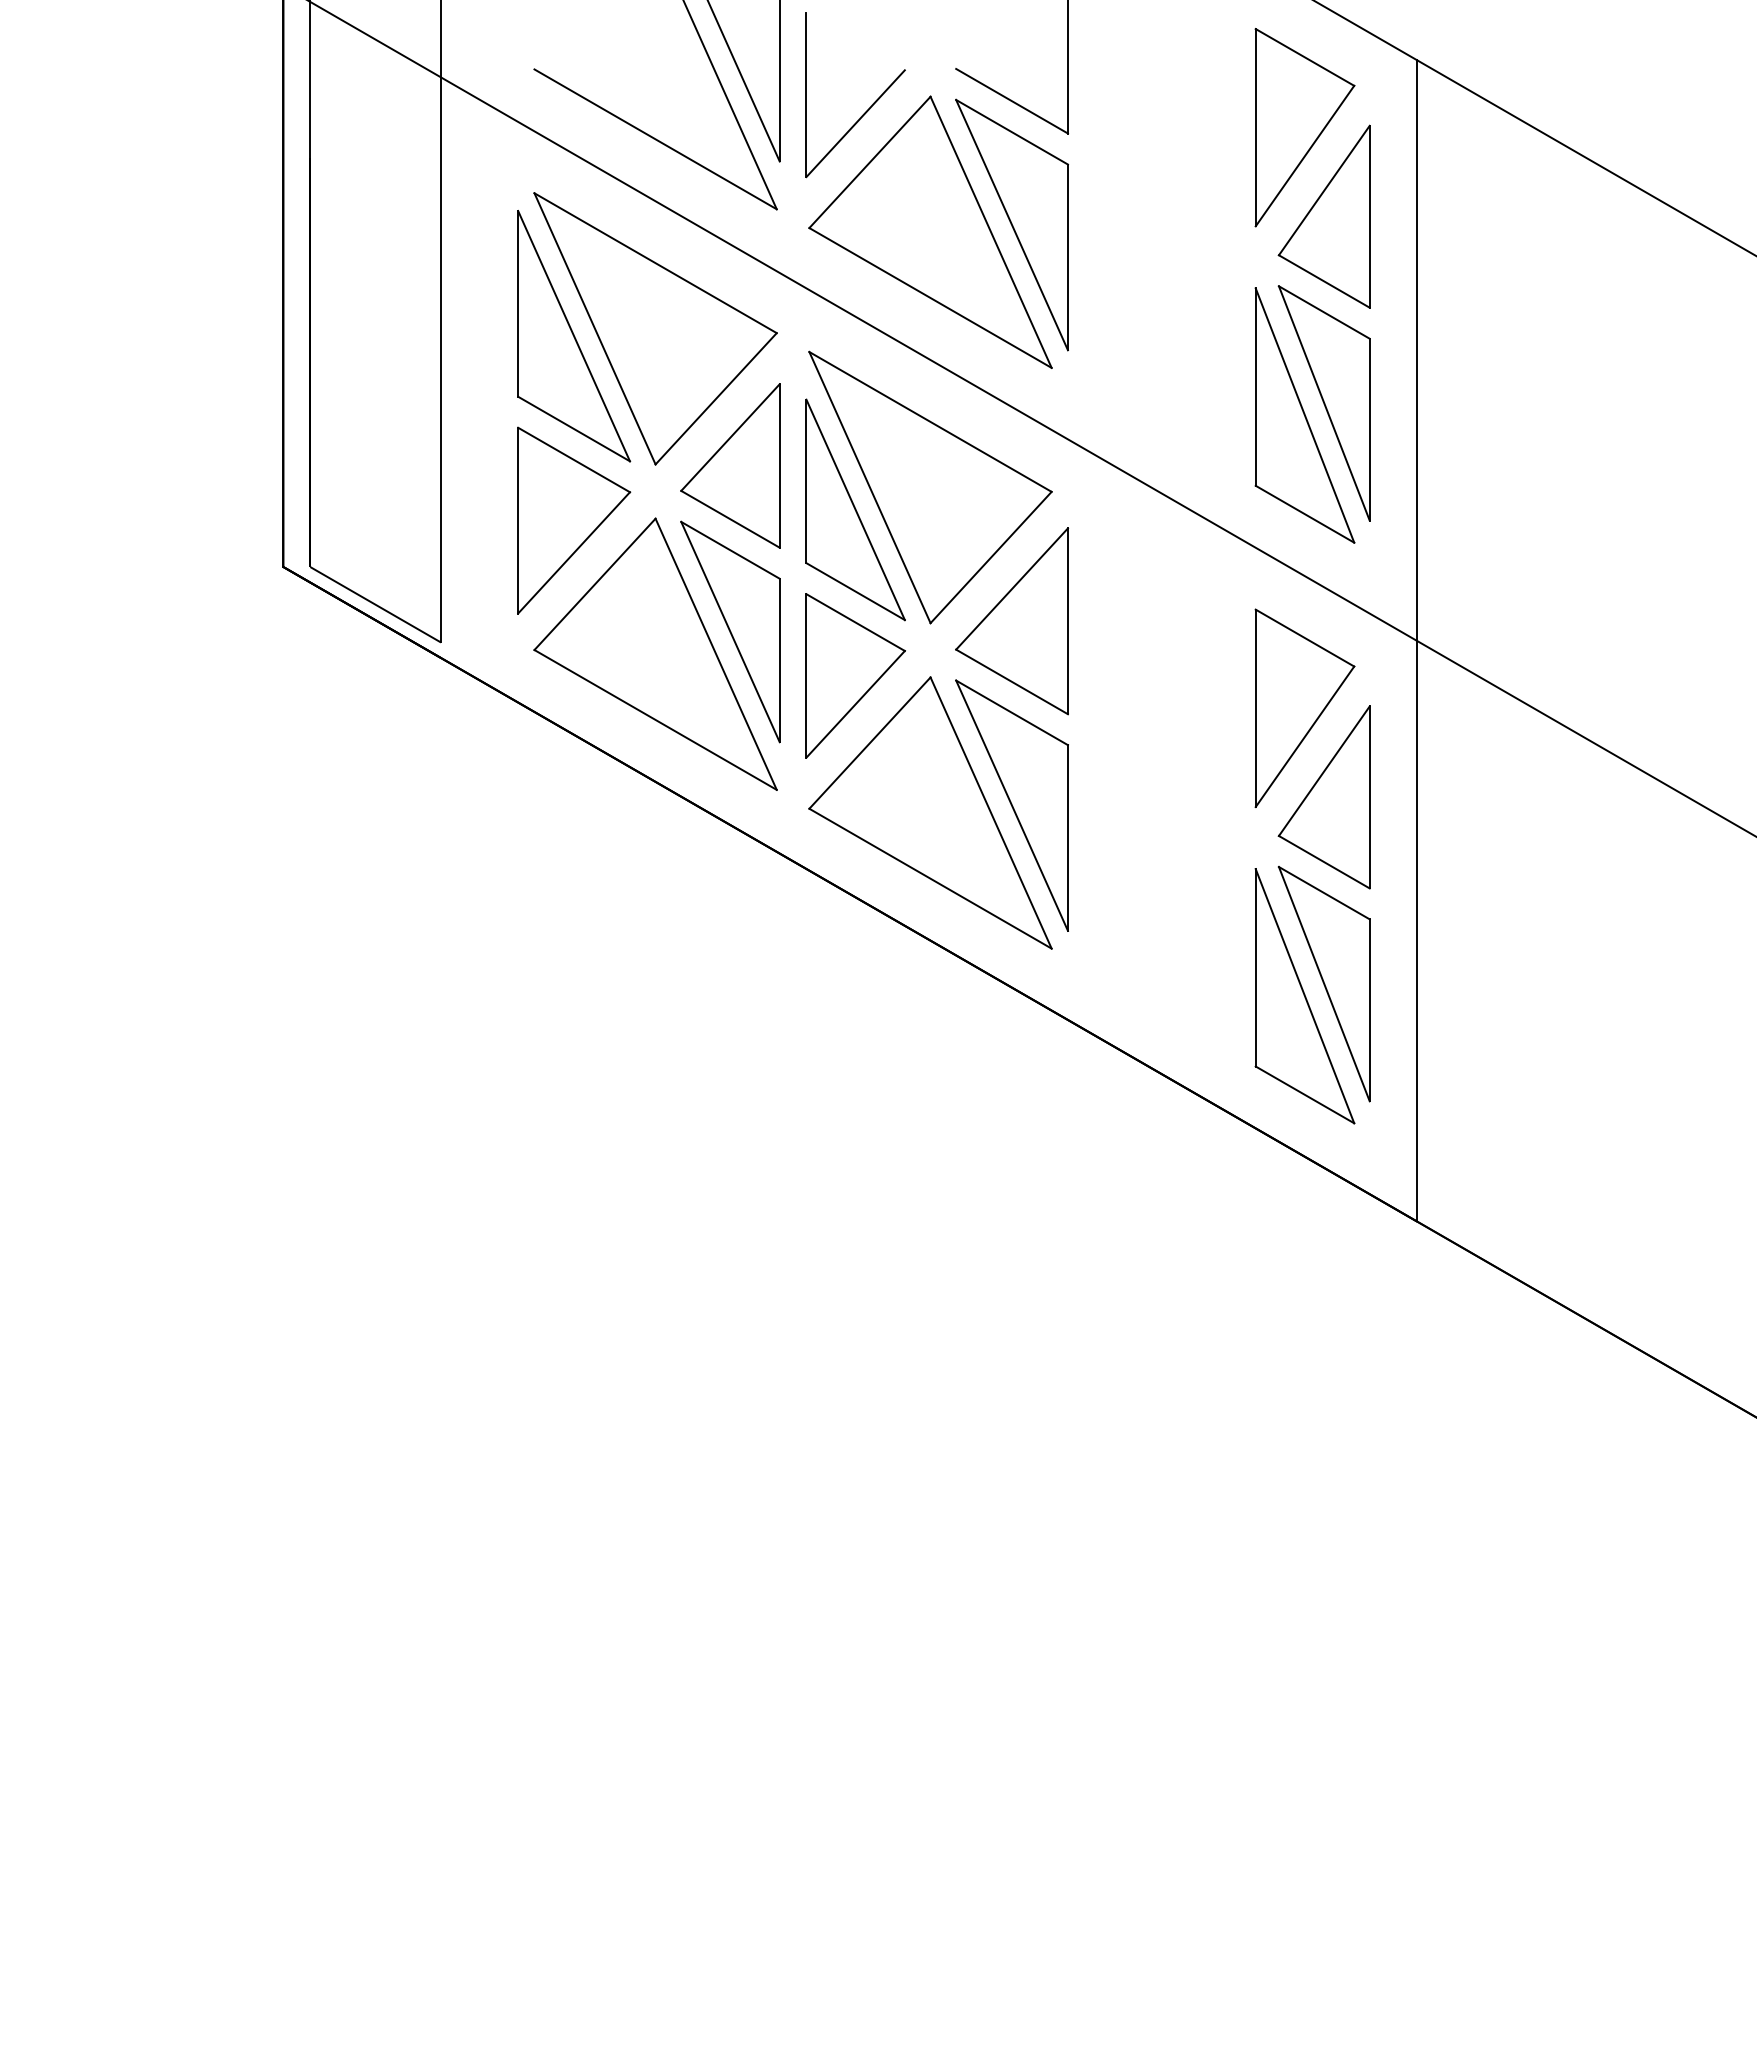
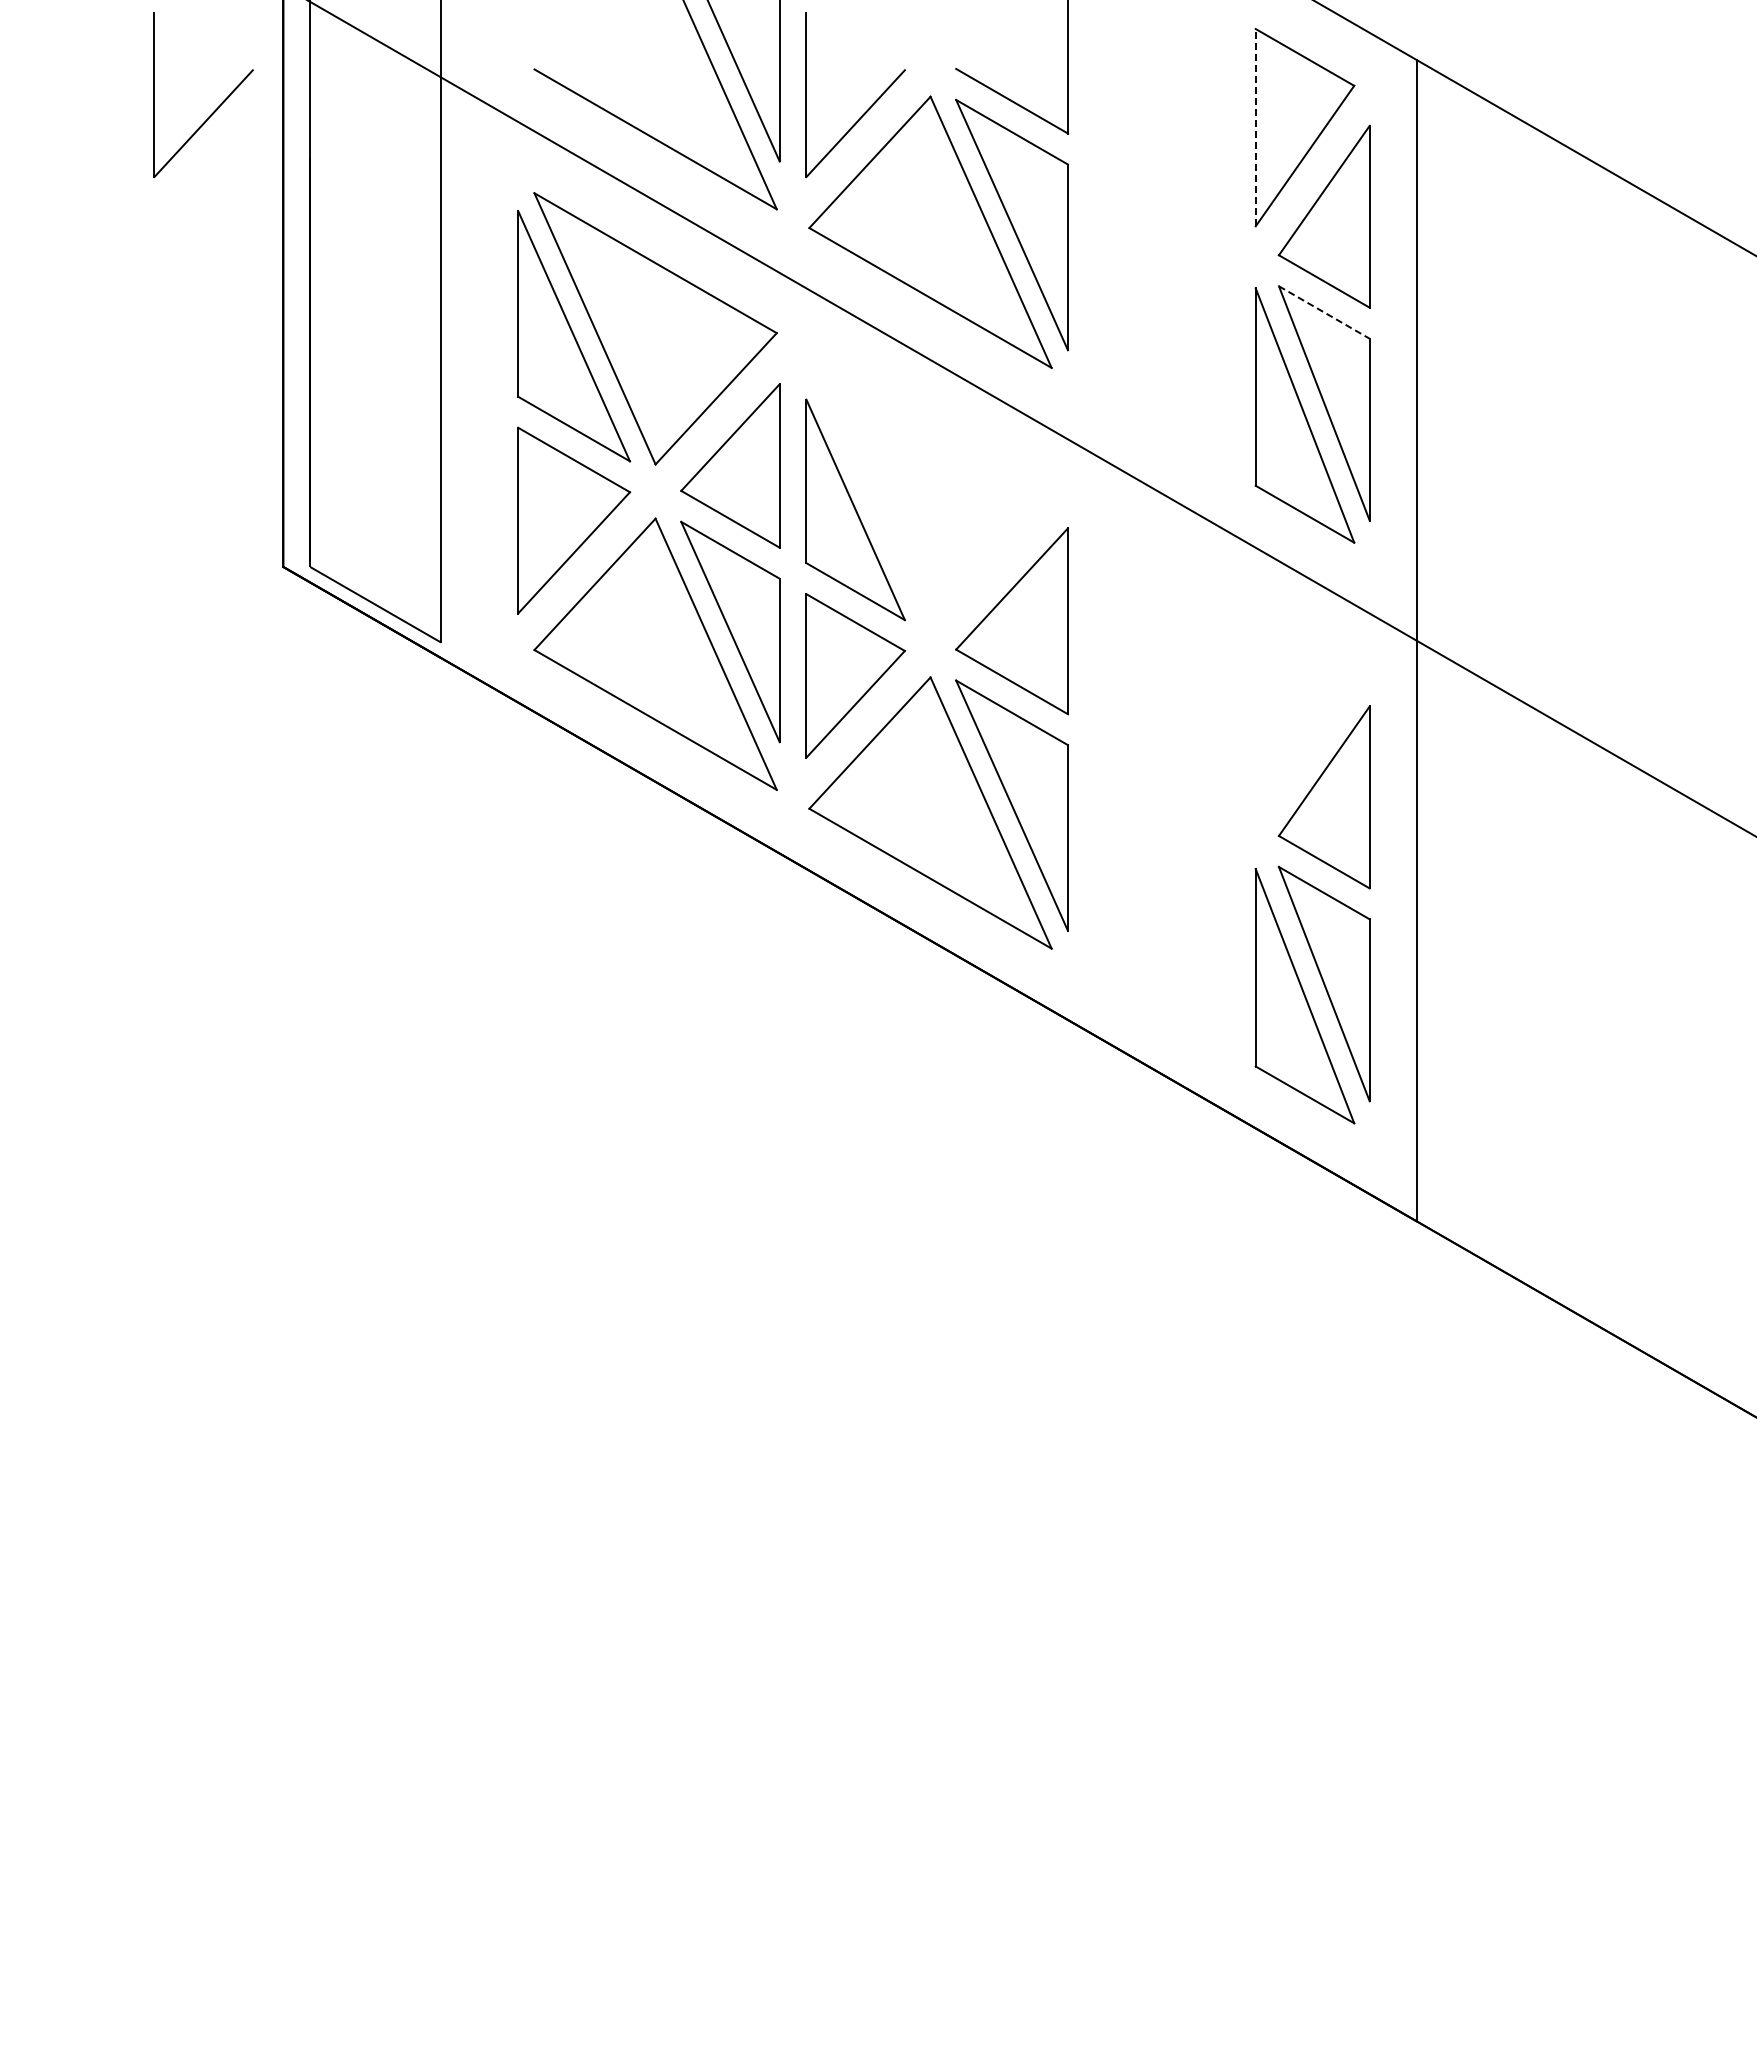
part: none -> present (216, 108)
line: solid -> dashed (1255, 127)
line: solid -> dashed (1324, 312)
part: present -> none (930, 487)
part: present -> none (1304, 708)
